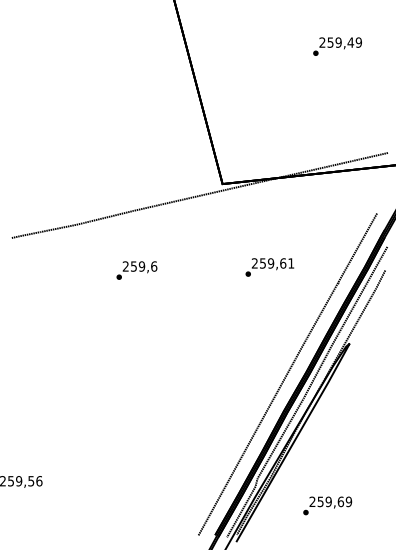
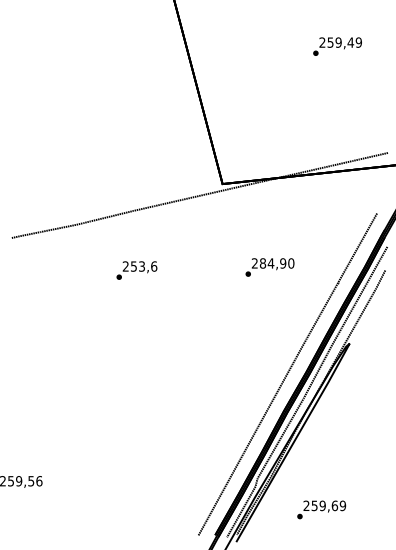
text: 259,61 -> 284,90 (276, 263)
text: 259,6 -> 253,6 (141, 266)
text position: (327, 505) -> (321, 509) (321, 509)
